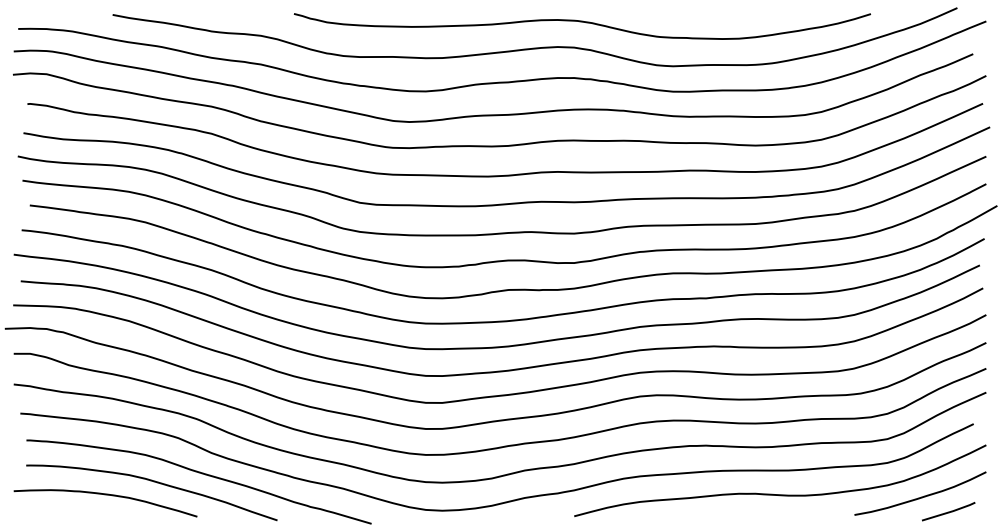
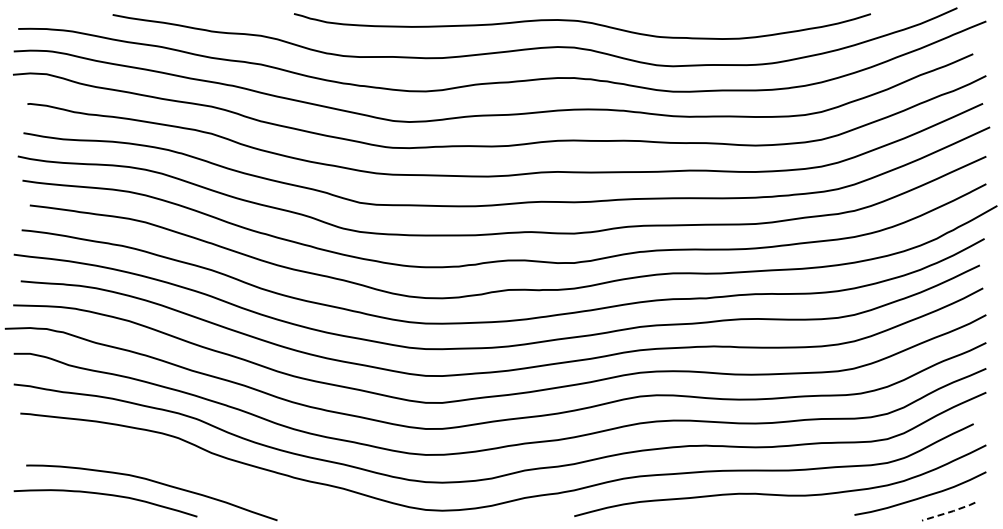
curve: present -> none (198, 473)
line: solid -> dashed (949, 512)
